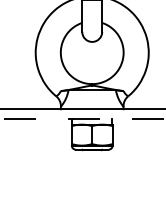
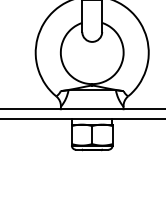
line: dashed -> solid (82, 118)
